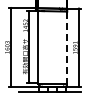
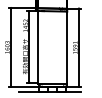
line: dashed -> solid (66, 48)
